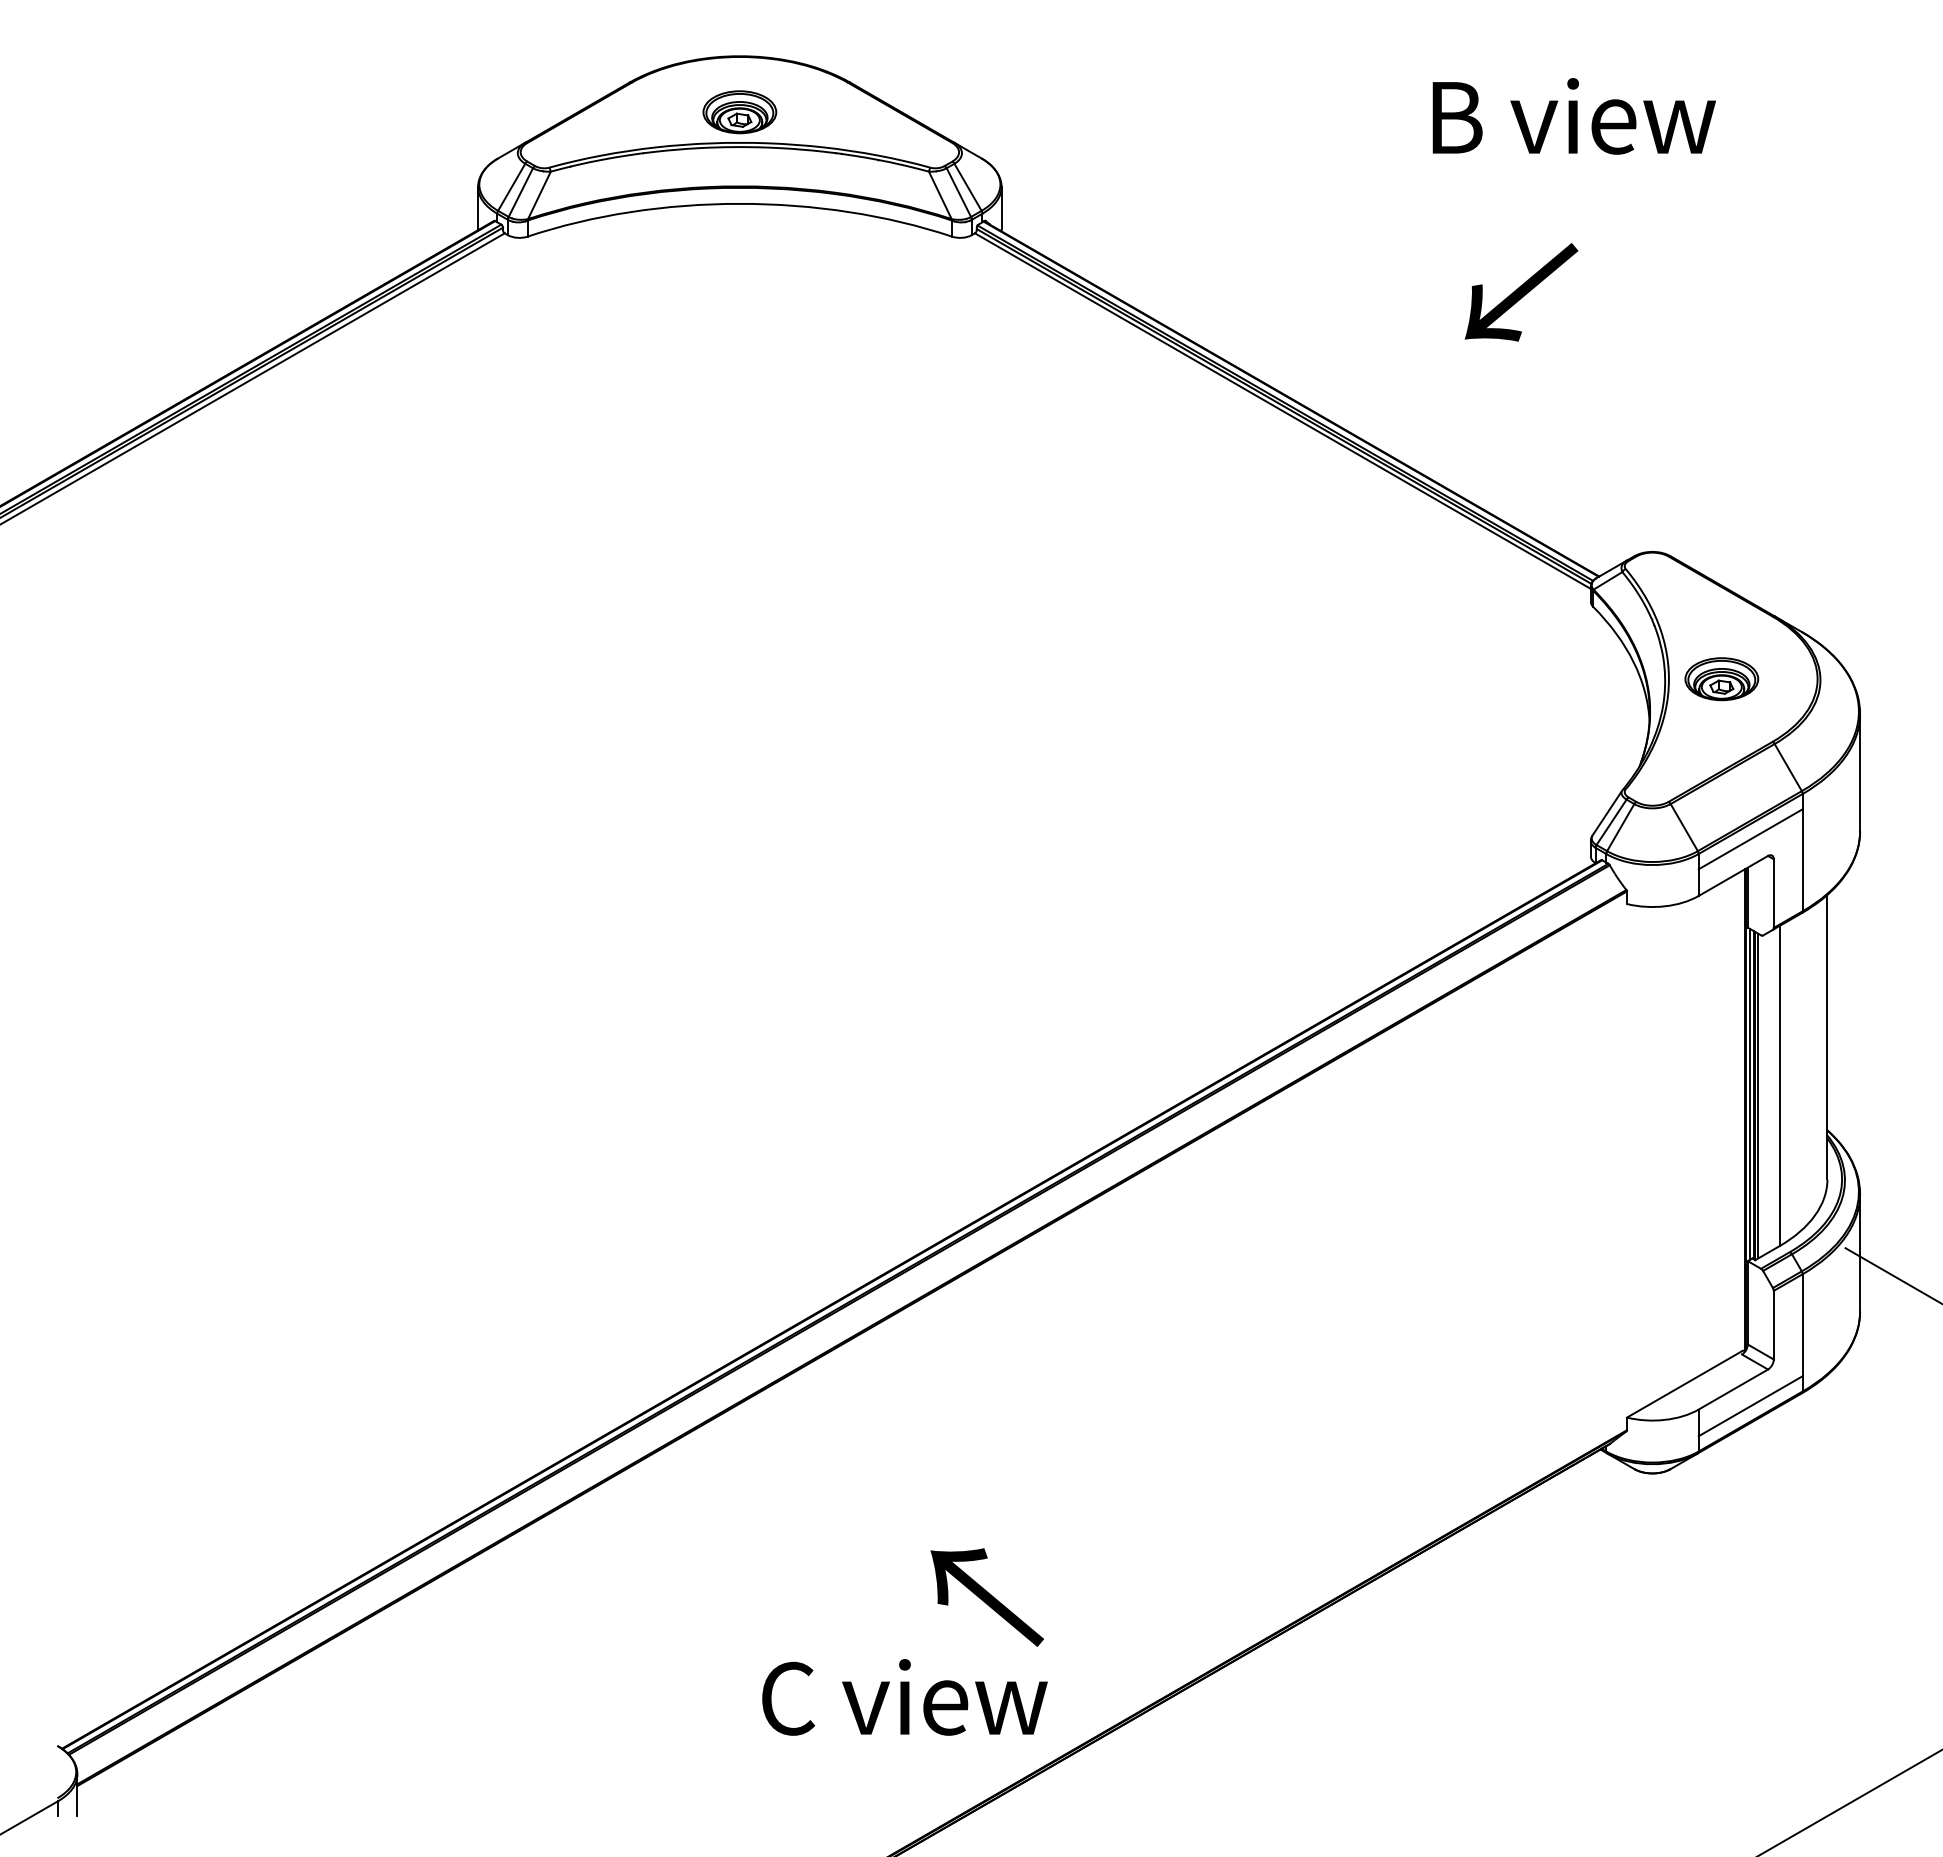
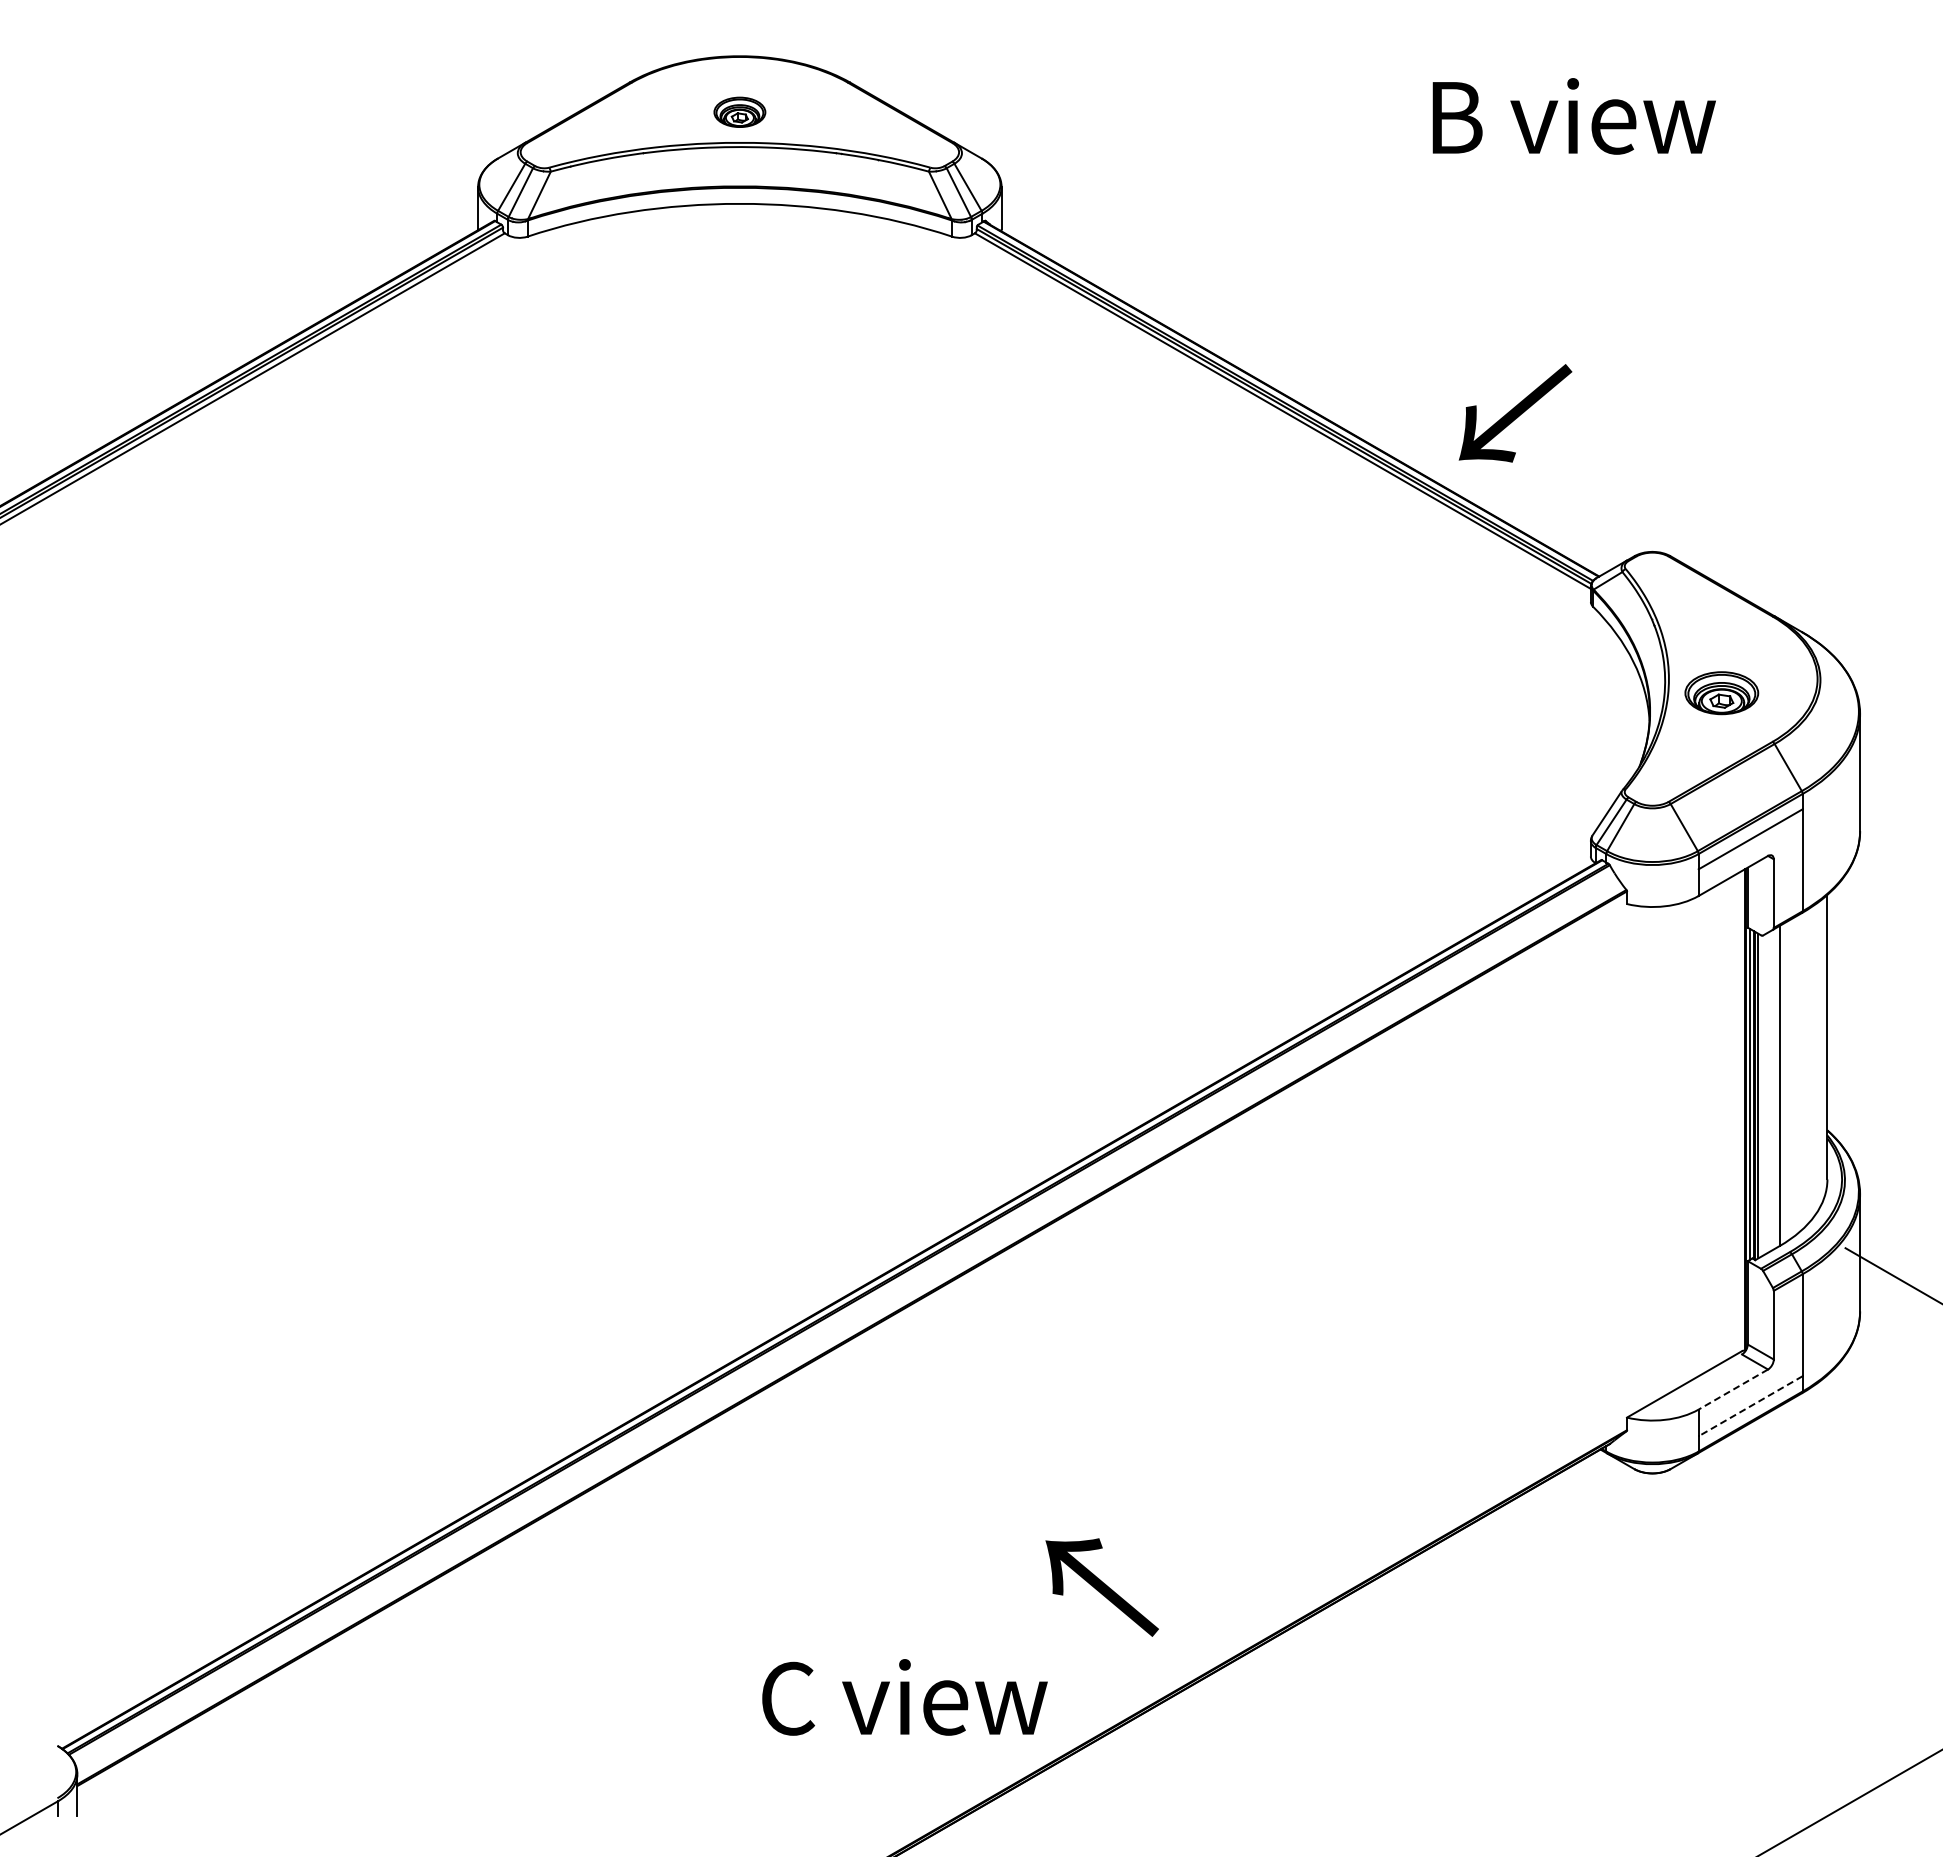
part size: 76x45 px -> 54x32 px (739, 111)
text position: (1521, 292) -> (1515, 413) (1515, 413)
part position: (1721, 679) -> (1721, 693) (1721, 693)
line: solid -> dashed (1732, 1389)
line: solid -> dashed (1750, 1406)
text position: (986, 1597) -> (1101, 1587) (1101, 1587)
